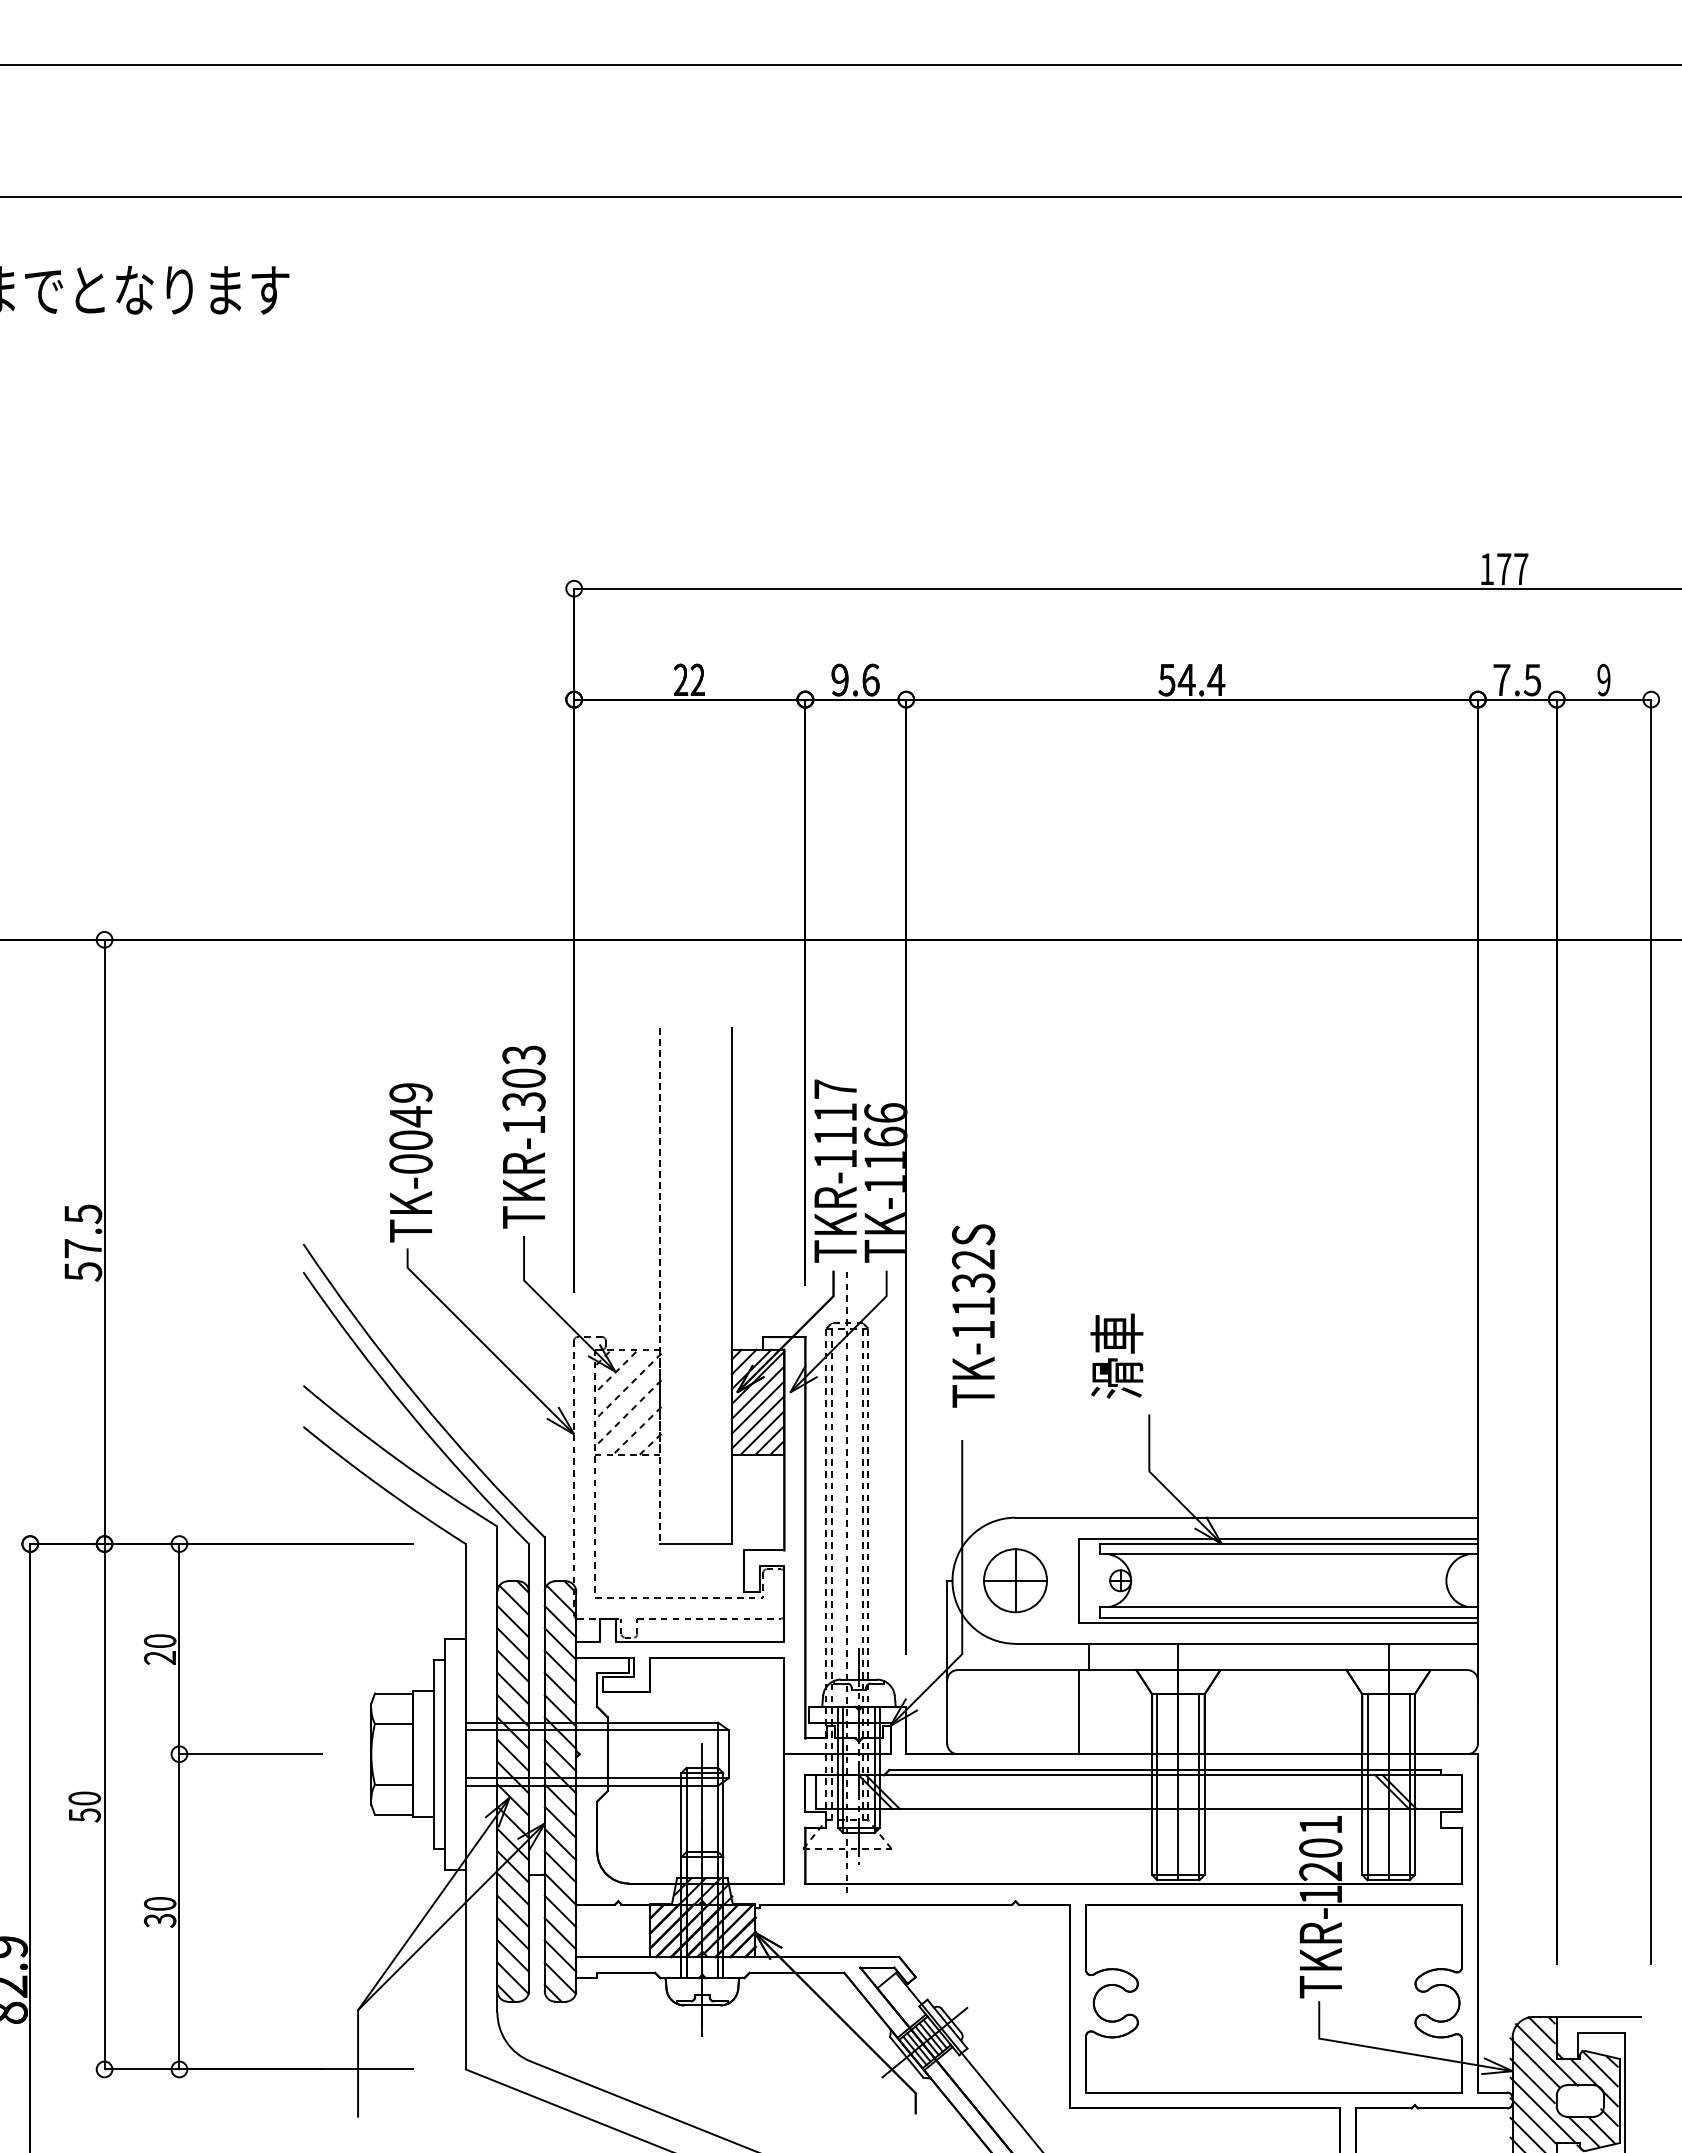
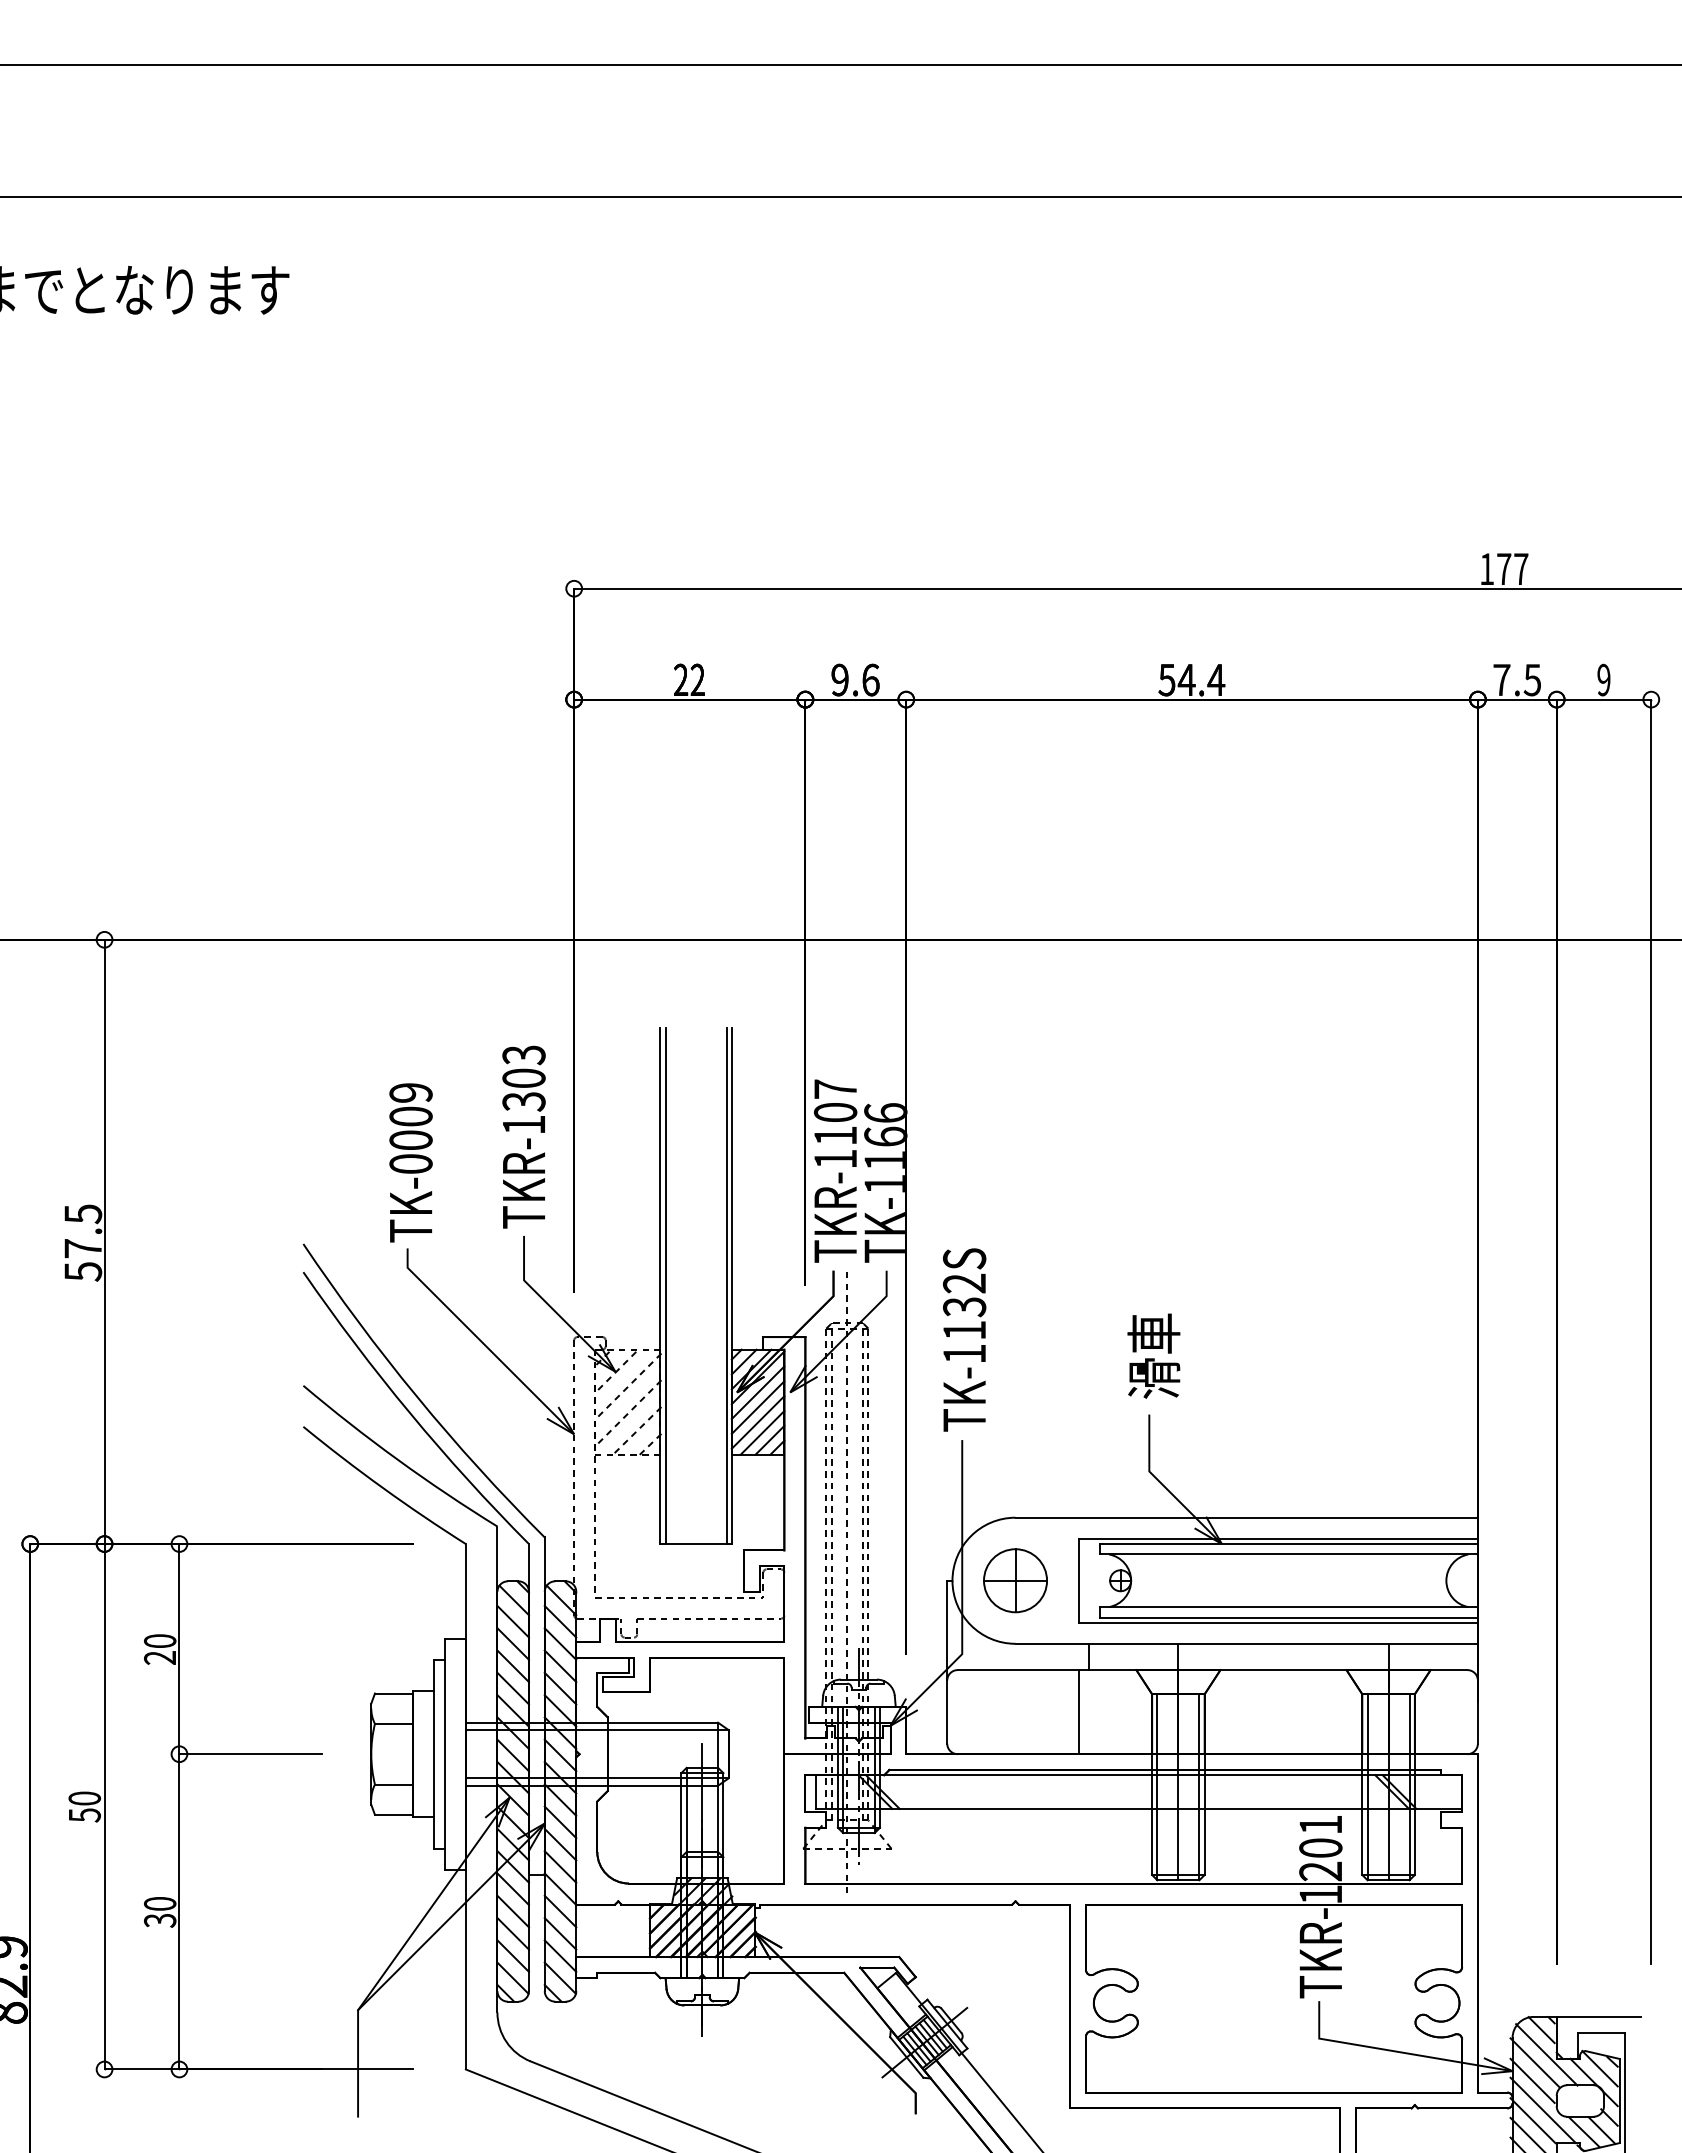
text: TKR-1117 -> TKR-1107 (835, 1112)
text: TK-0049 -> TK-0009 (410, 1116)
line: dashed -> solid (660, 1286)
line: none -> present (665, 1286)
line: none -> present (726, 1286)
text position: (973, 1315) -> (964, 1339) (964, 1339)
text position: (1116, 1355) -> (1153, 1355) (1153, 1355)
